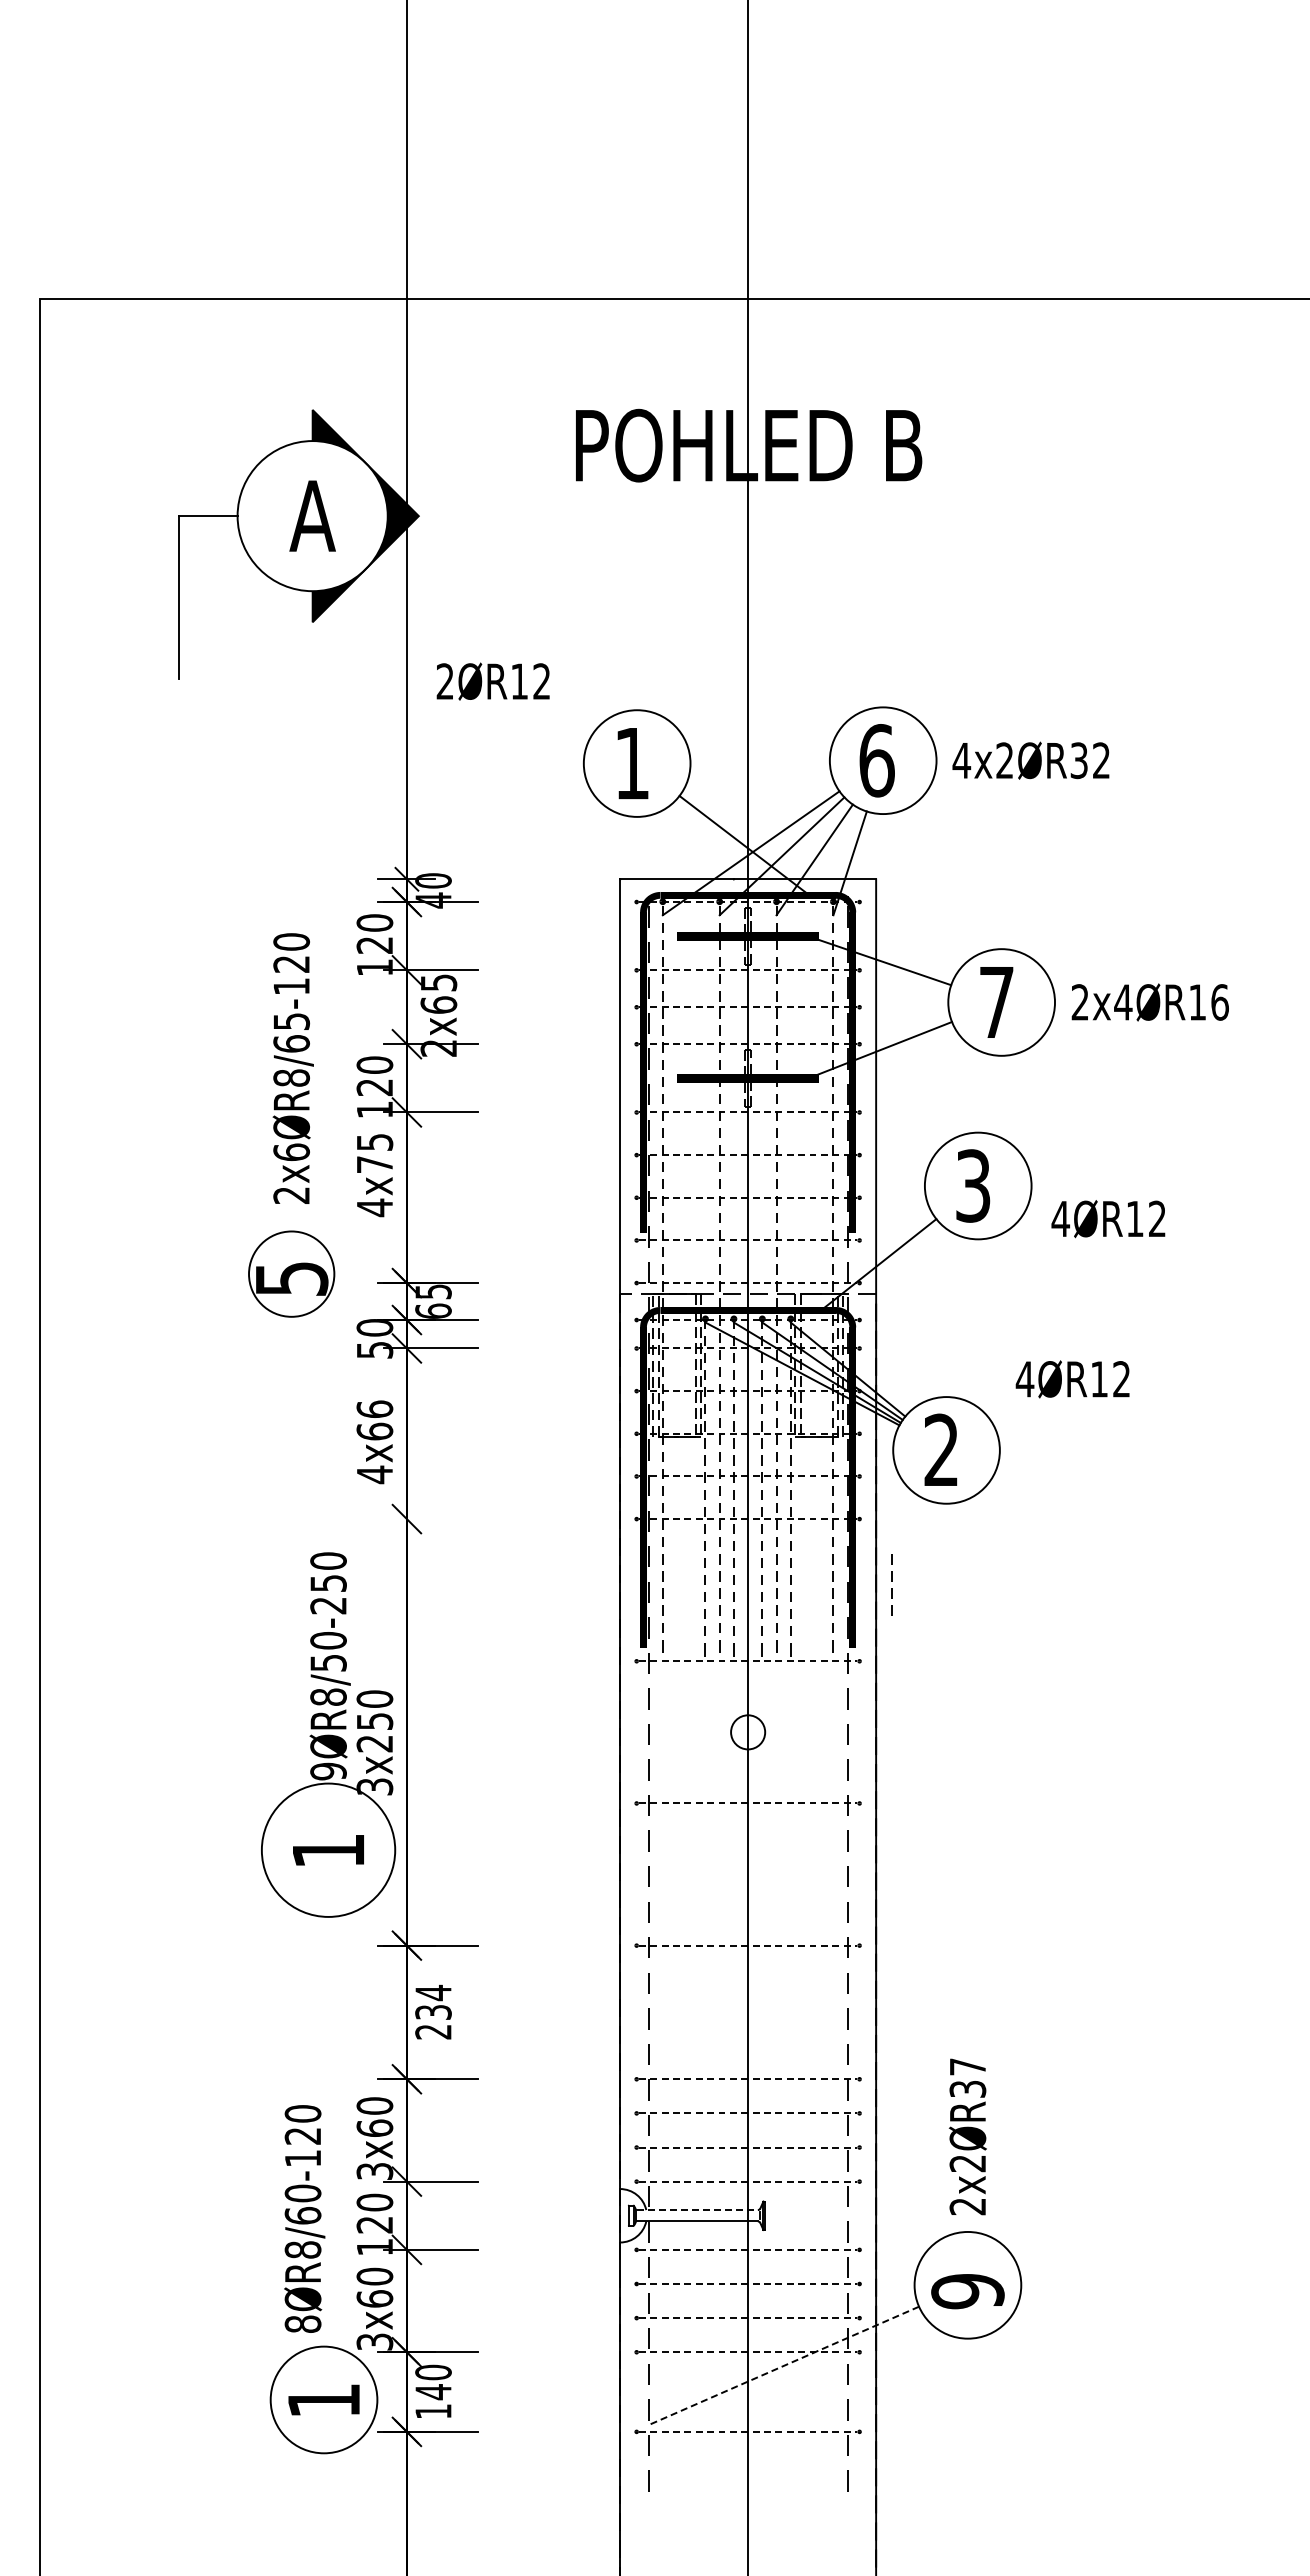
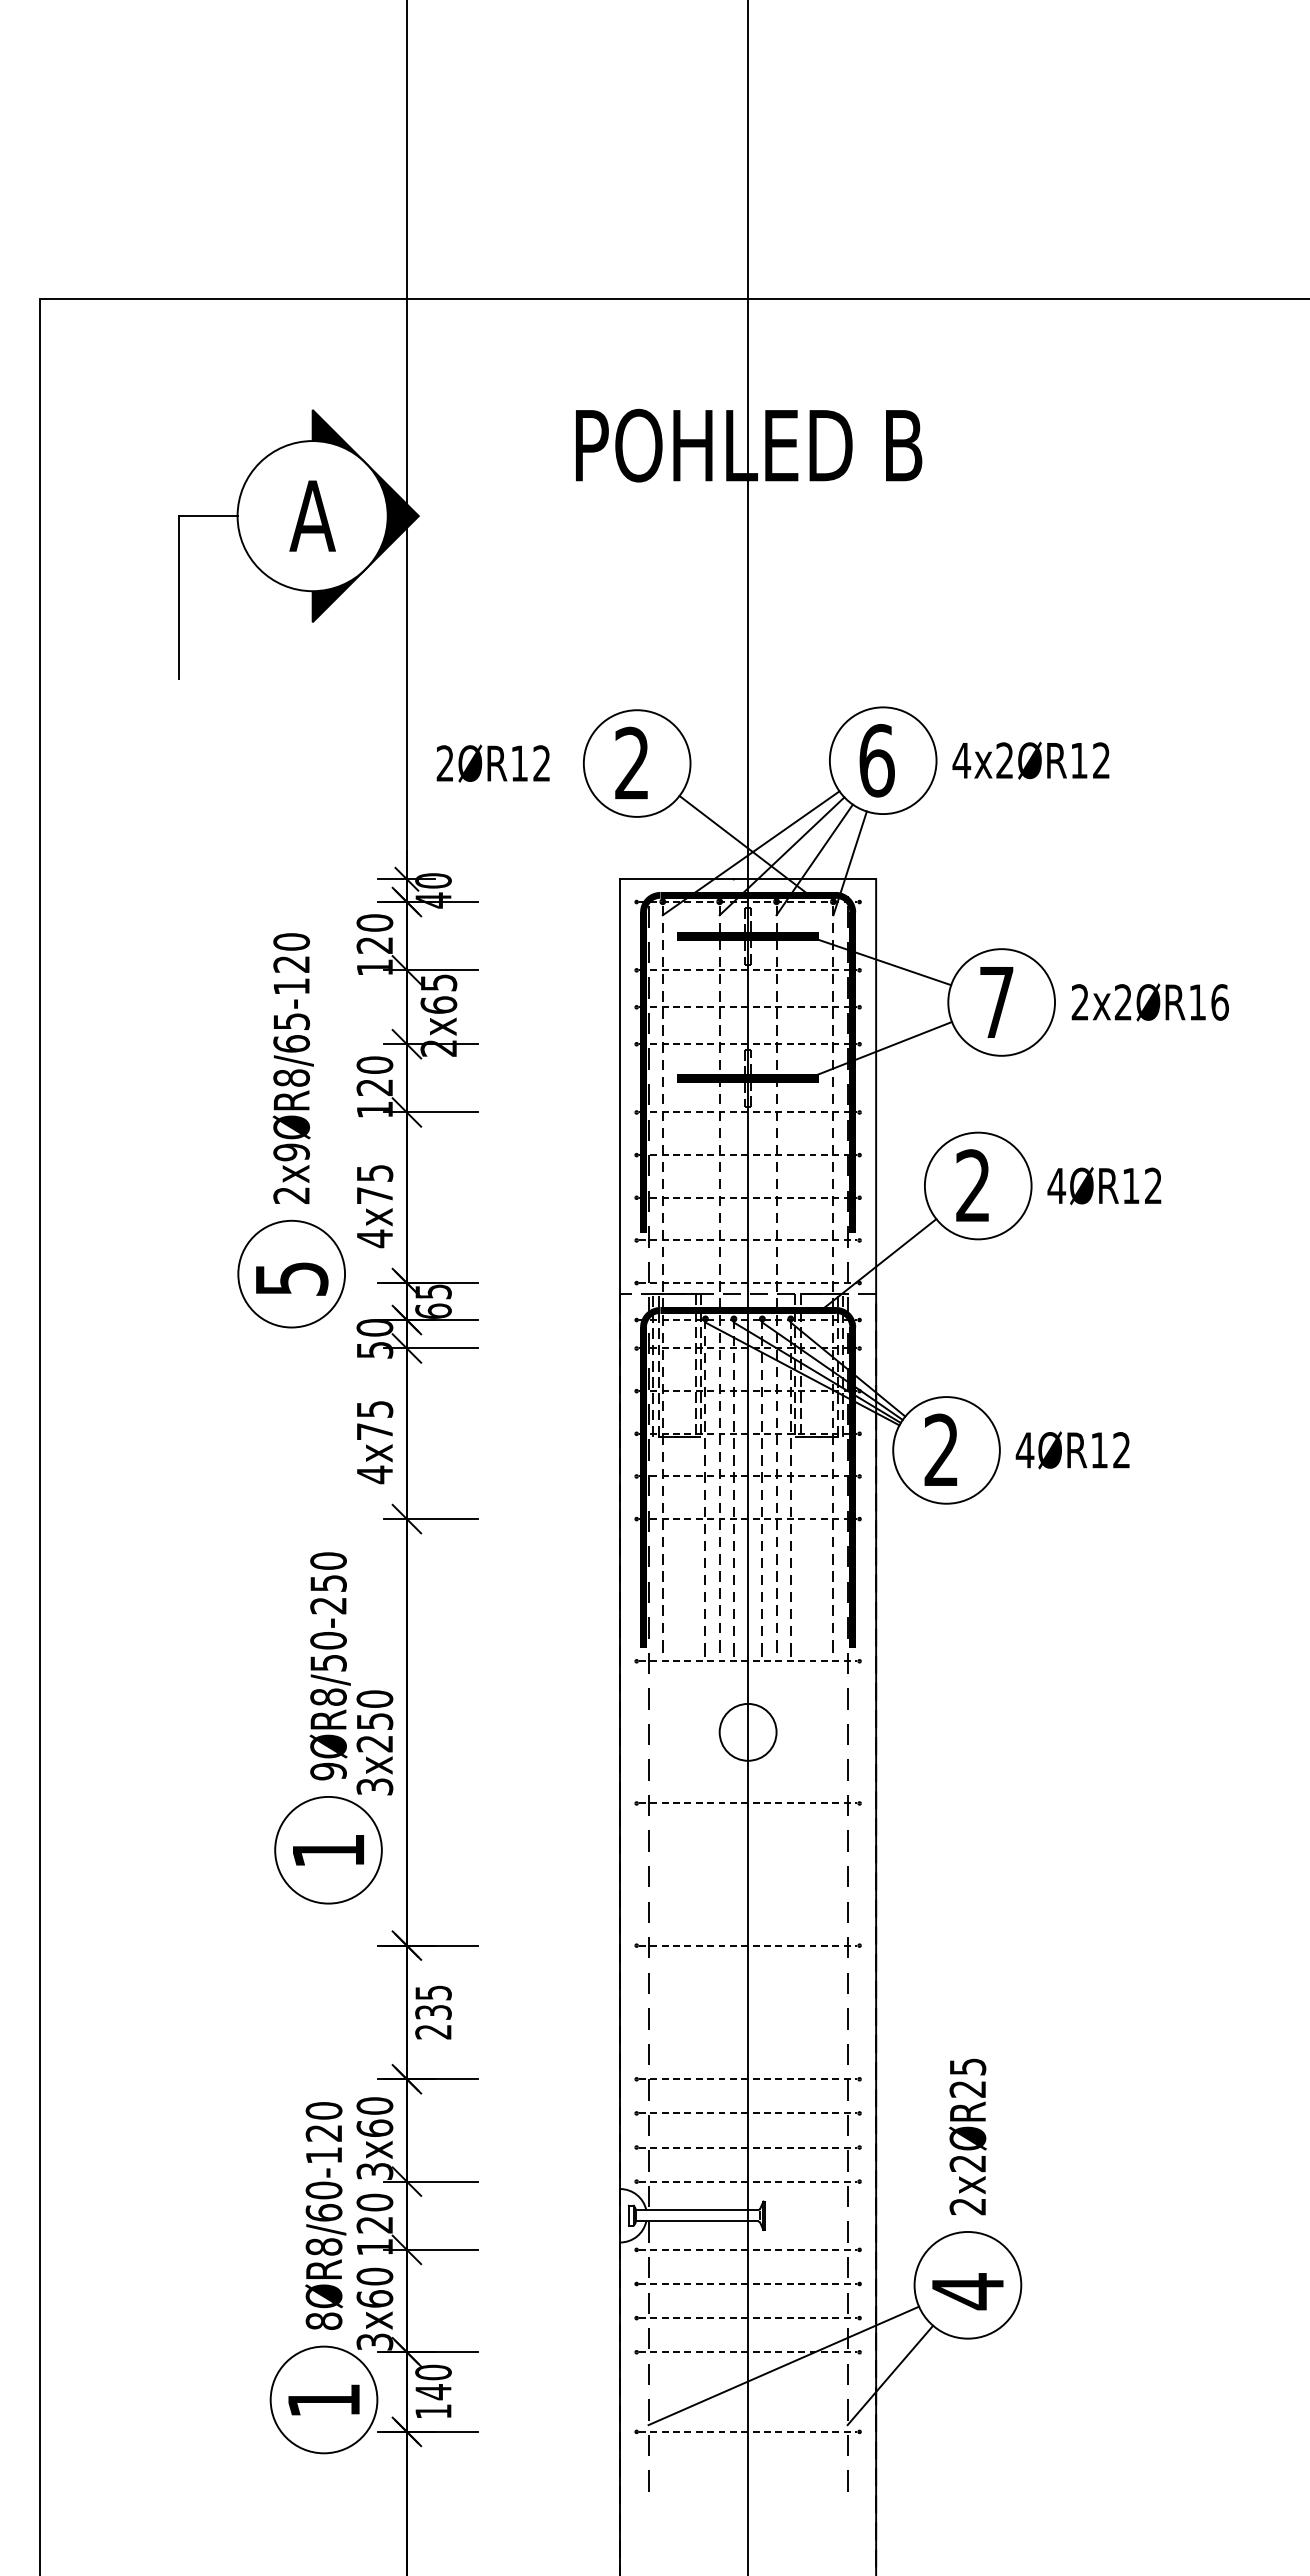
text position: (492, 681) -> (492, 763) (492, 763)
text: 4x2ØR32 -> 4x2ØR12 (1078, 760)
text: 1 -> 2 (631, 762)
text: 2x4ØR16 -> 2x2ØR16 (1123, 1002)
text: 2x6ØR8/65-120 -> 2x9ØR8/65-120 (291, 1152)
text position: (375, 1175) -> (375, 1206) (375, 1206)
text: 3 -> 2 (973, 1185)
text position: (1108, 1219) -> (1104, 1186) (1104, 1186)
circle diameter: 85 px -> 107 px (291, 1273)
text position: (1072, 1379) -> (1072, 1450) (1072, 1450)
text: 4x66 -> 4x75 (374, 1420)
line: none -> present (430, 1519)
line: present -> none (891, 1581)
circle diameter: 34 px -> 57 px (747, 1731)
circle diameter: 133 px -> 107 px (328, 1849)
text: 234 -> 235 (433, 1992)
text: 2x2ØR37 -> 2x2ØR25 (968, 2077)
line: dashed -> solid (697, 2210)
text position: (304, 2218) -> (325, 2215) (325, 2215)
text: 9 -> 4 (967, 2291)
line: dashed -> solid (783, 2365)
line: none -> present (890, 2375)
